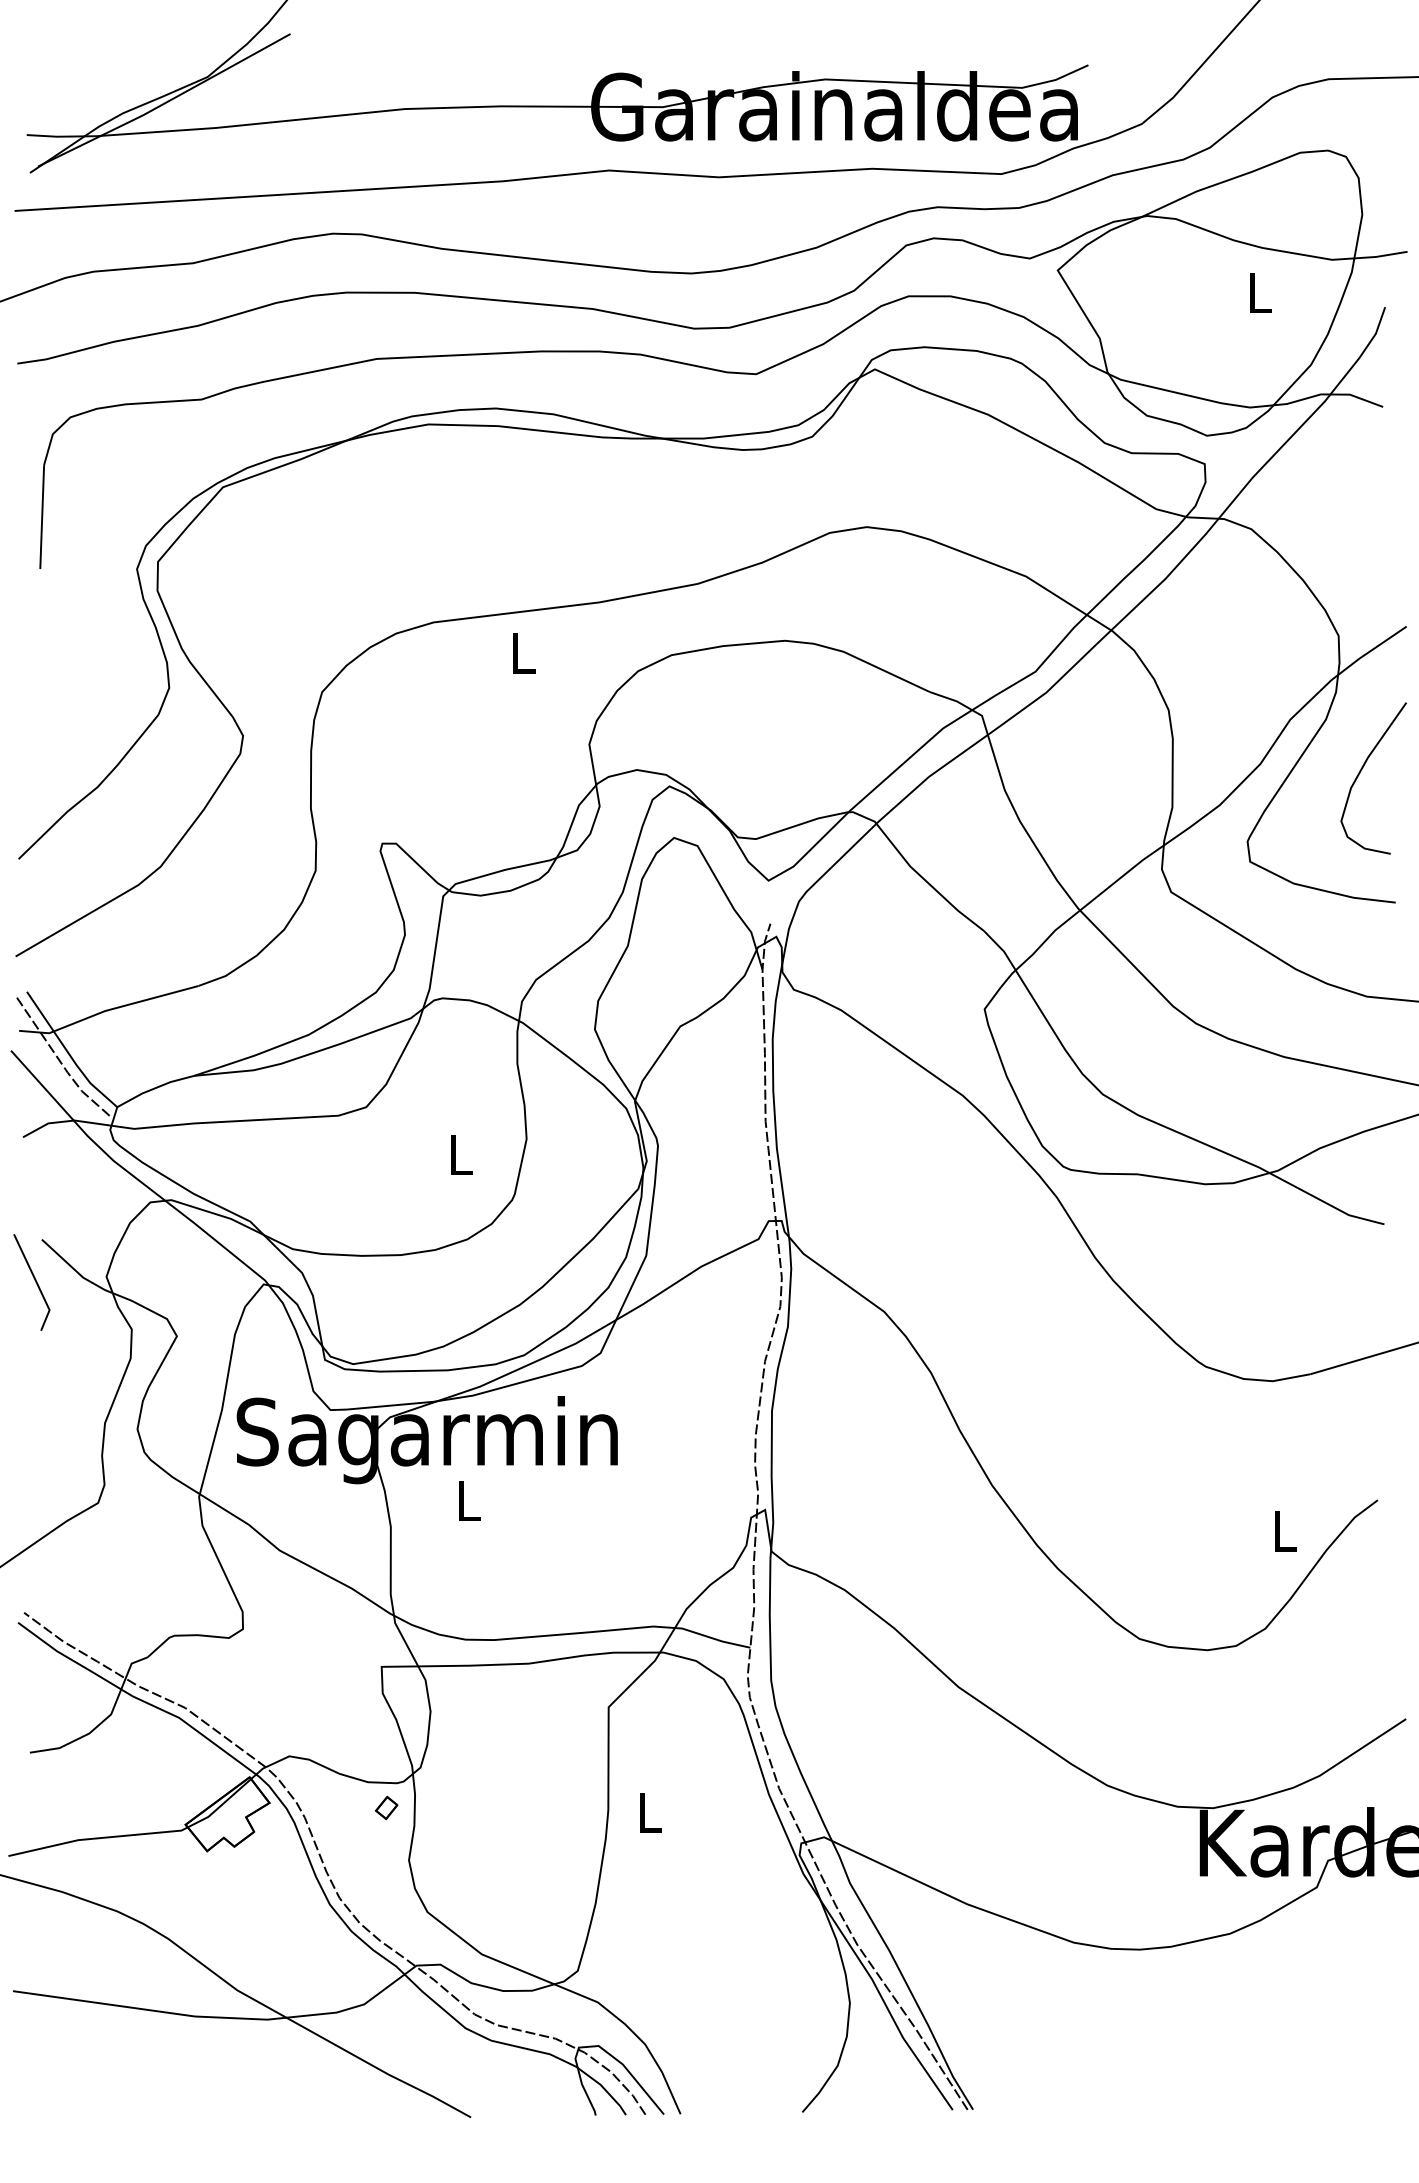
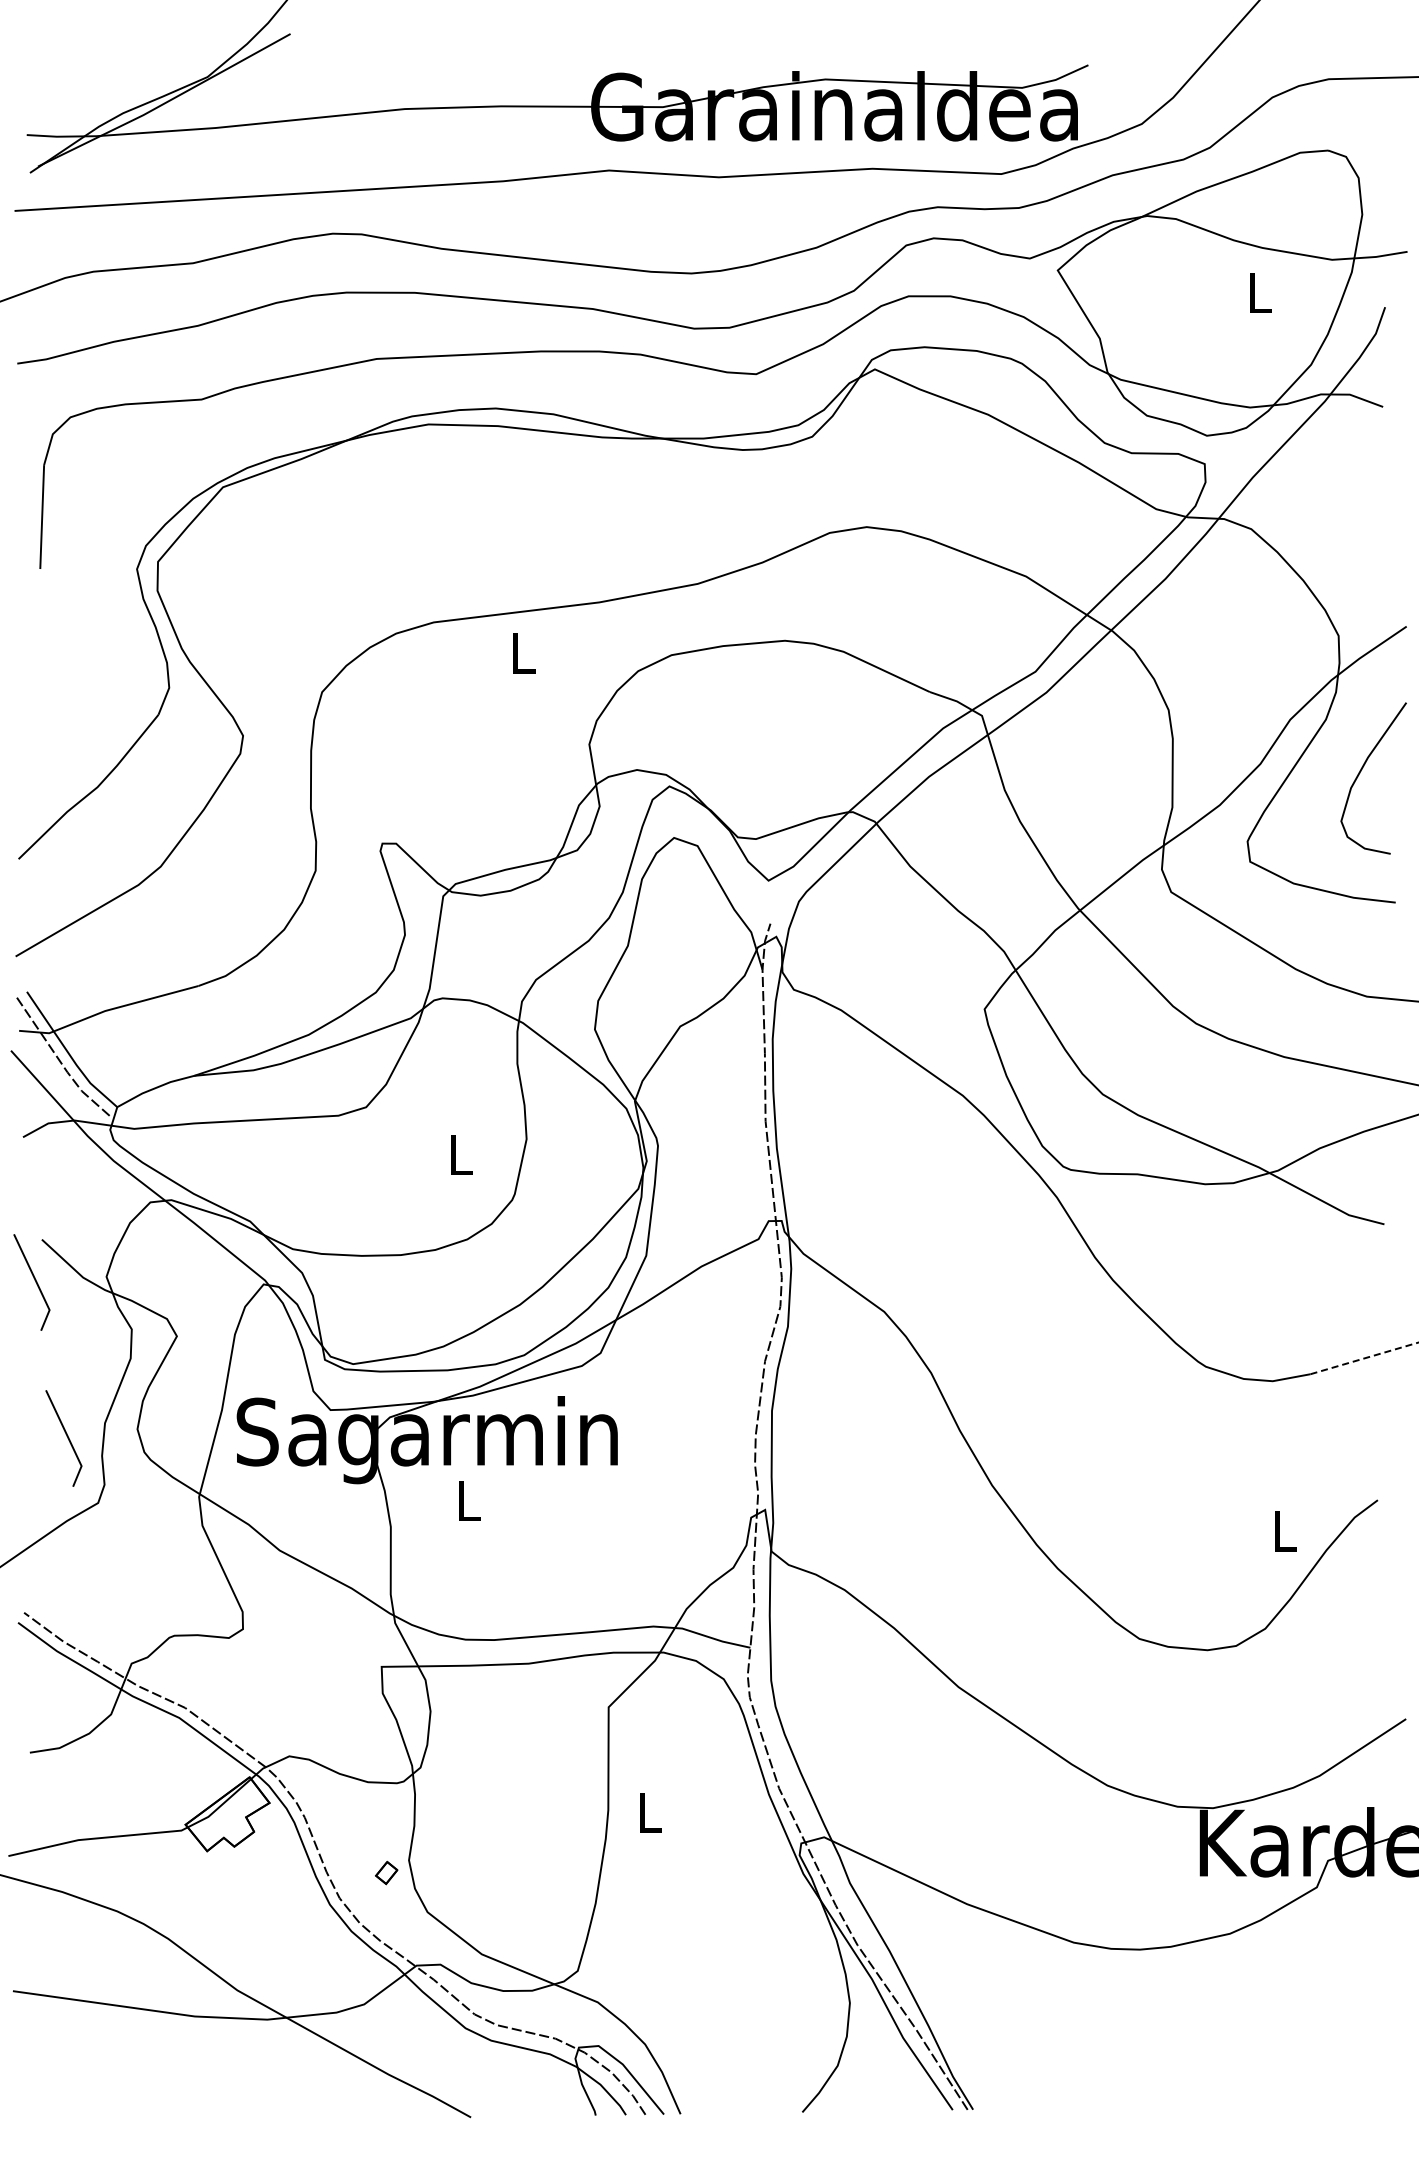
line: solid -> dashed (1364, 1358)
line: none -> present (66, 1436)
part position: (386, 1807) -> (386, 1872) (386, 1872)
